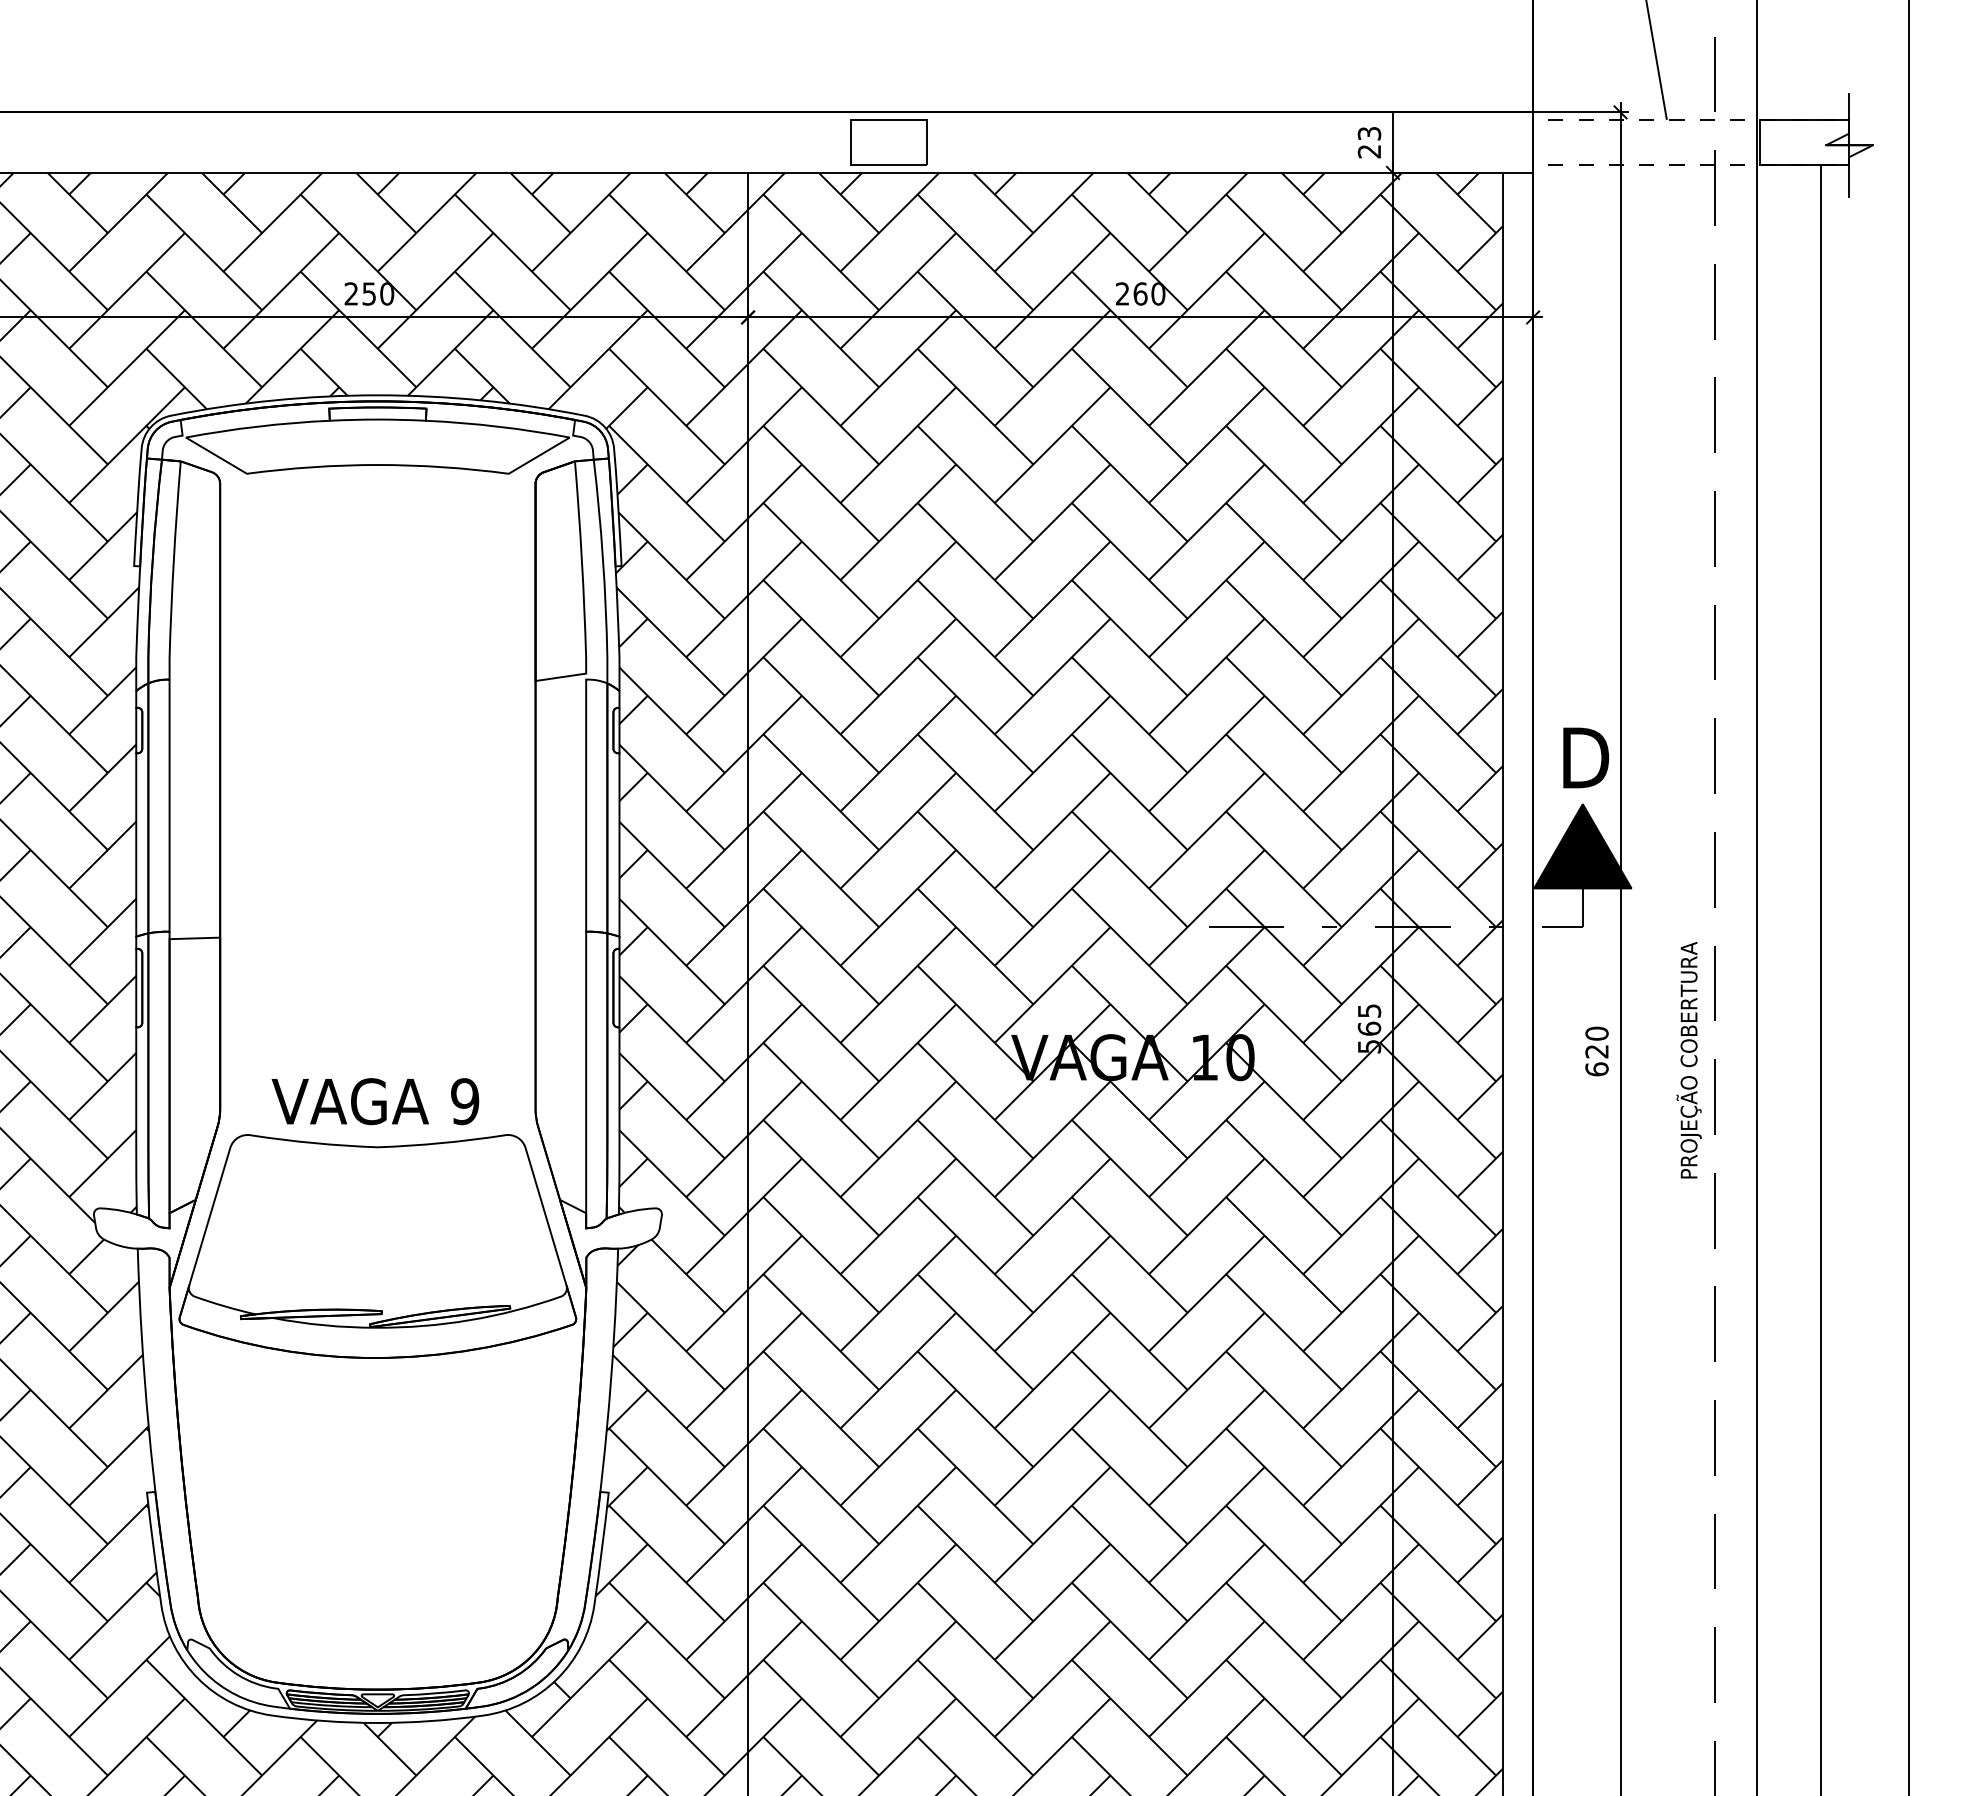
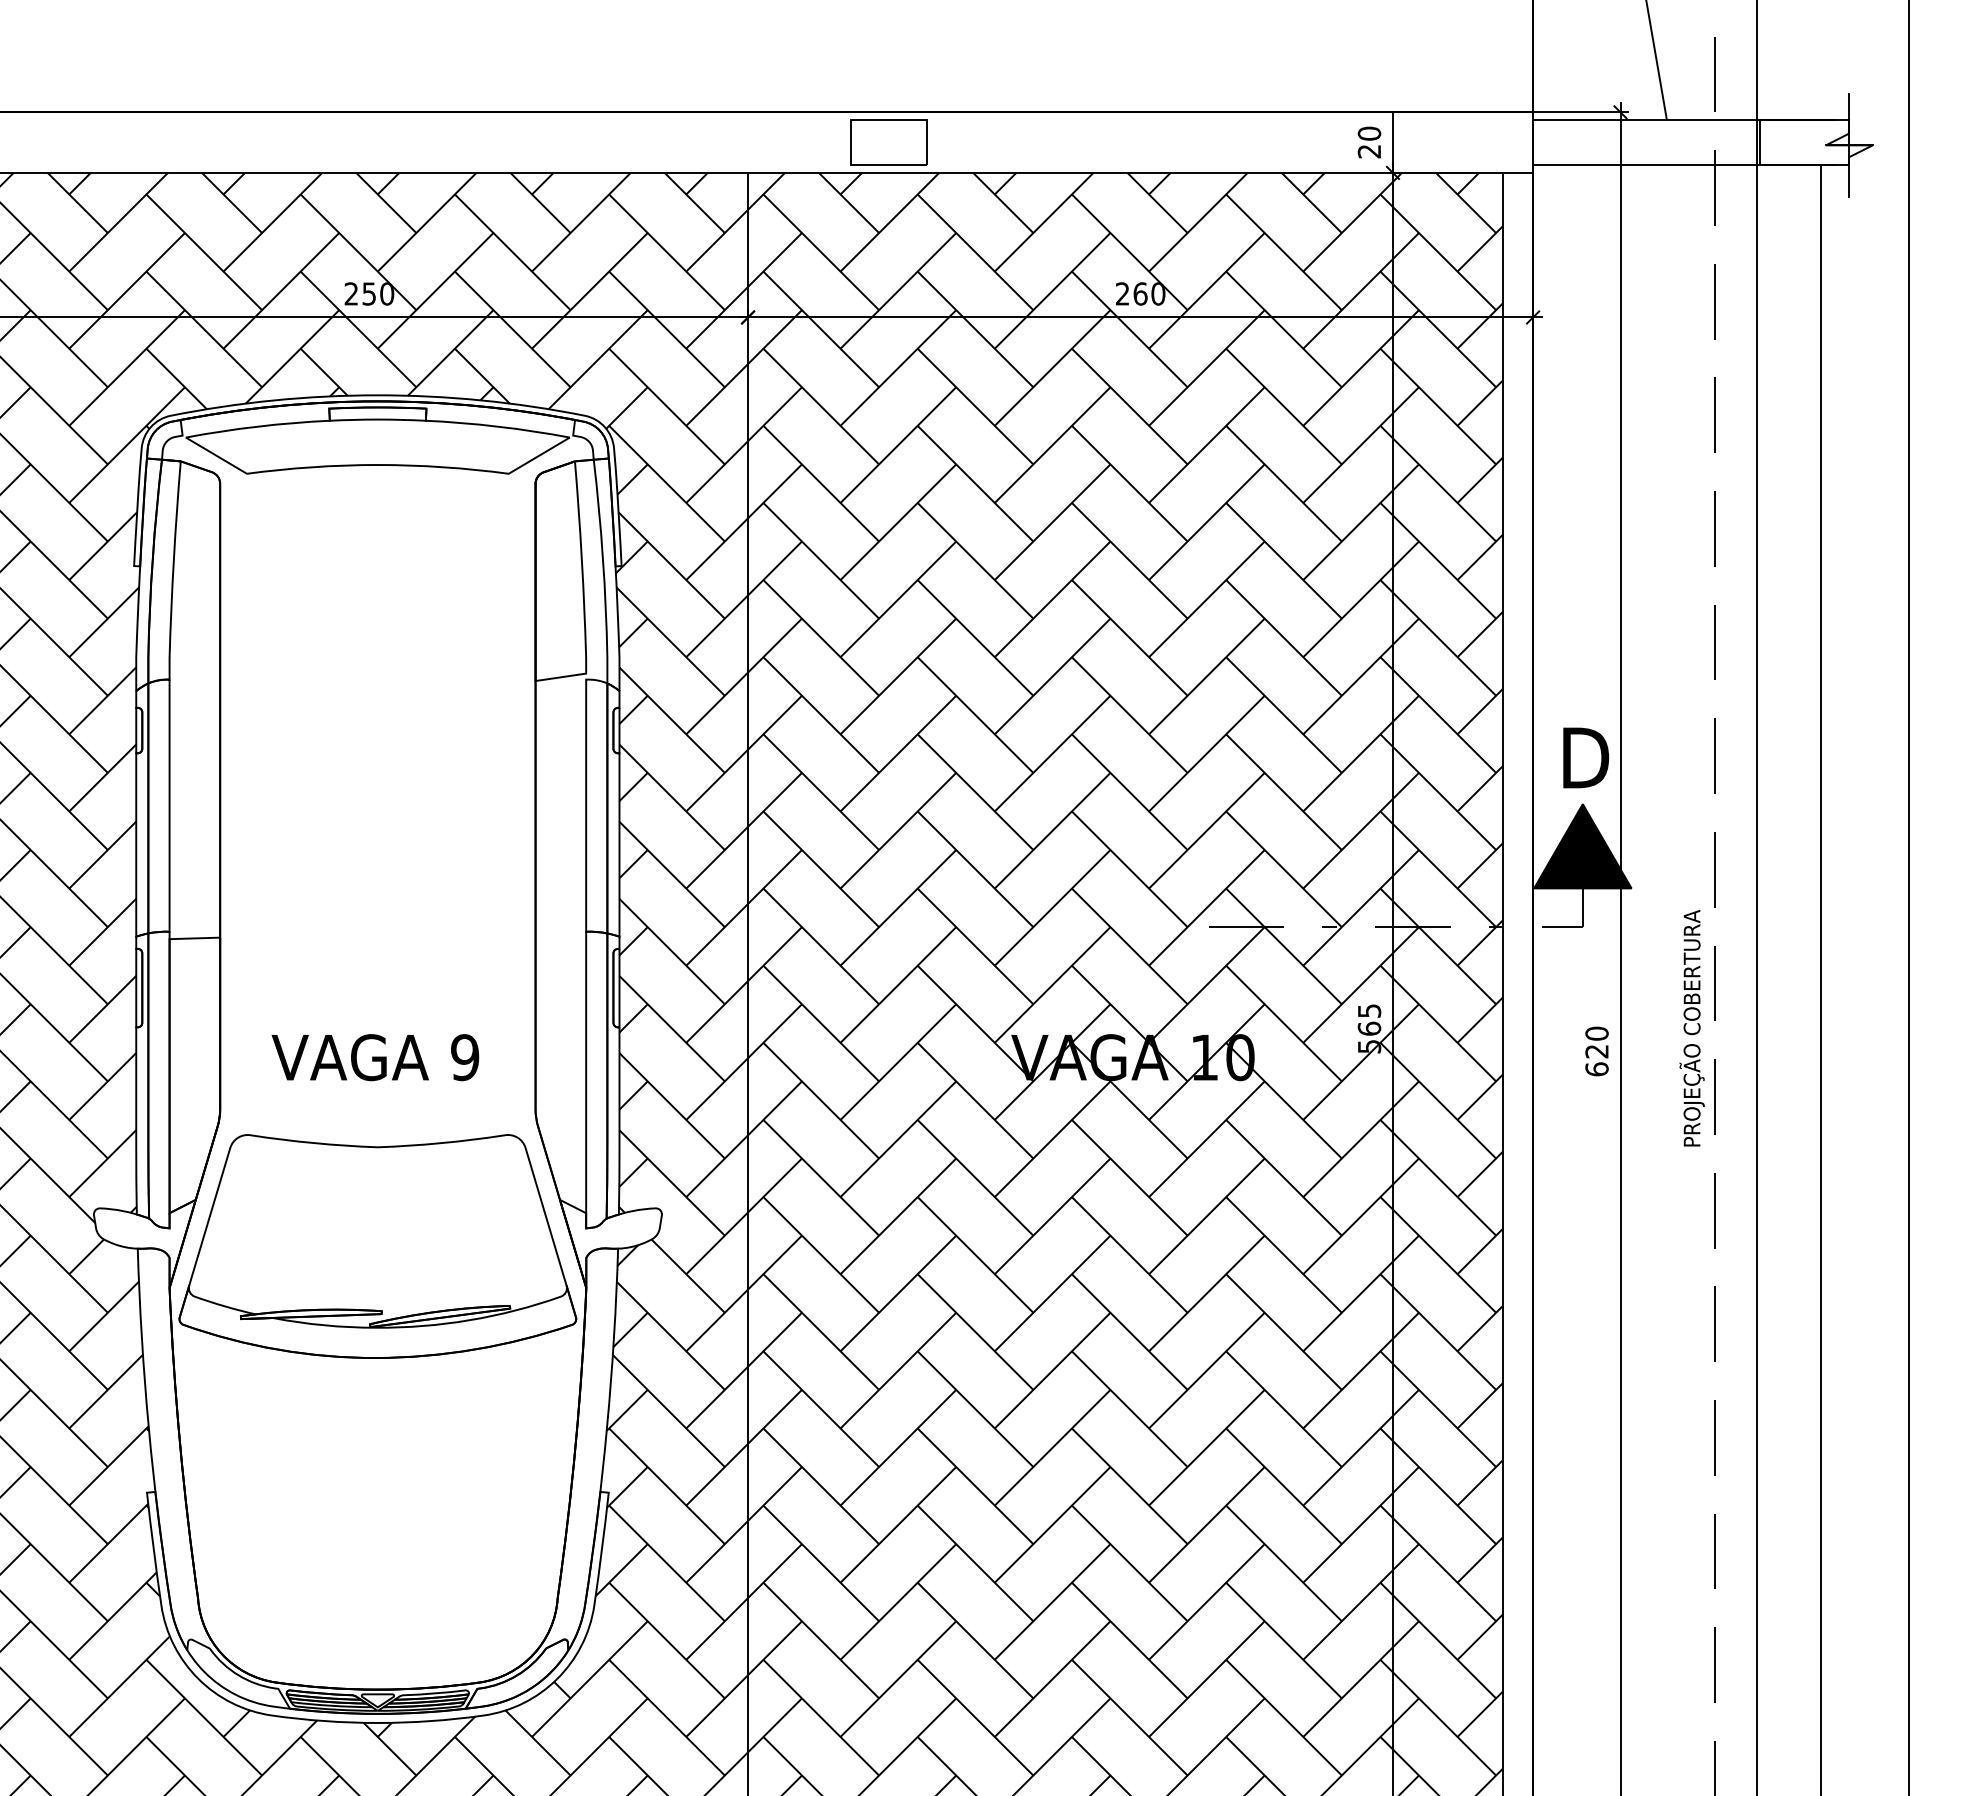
text: 23 -> 20 (1369, 133)
line: dashed -> solid (1533, 142)
text position: (1688, 1060) -> (1691, 1028) (1691, 1028)
text position: (375, 1101) -> (375, 1057) (375, 1057)
